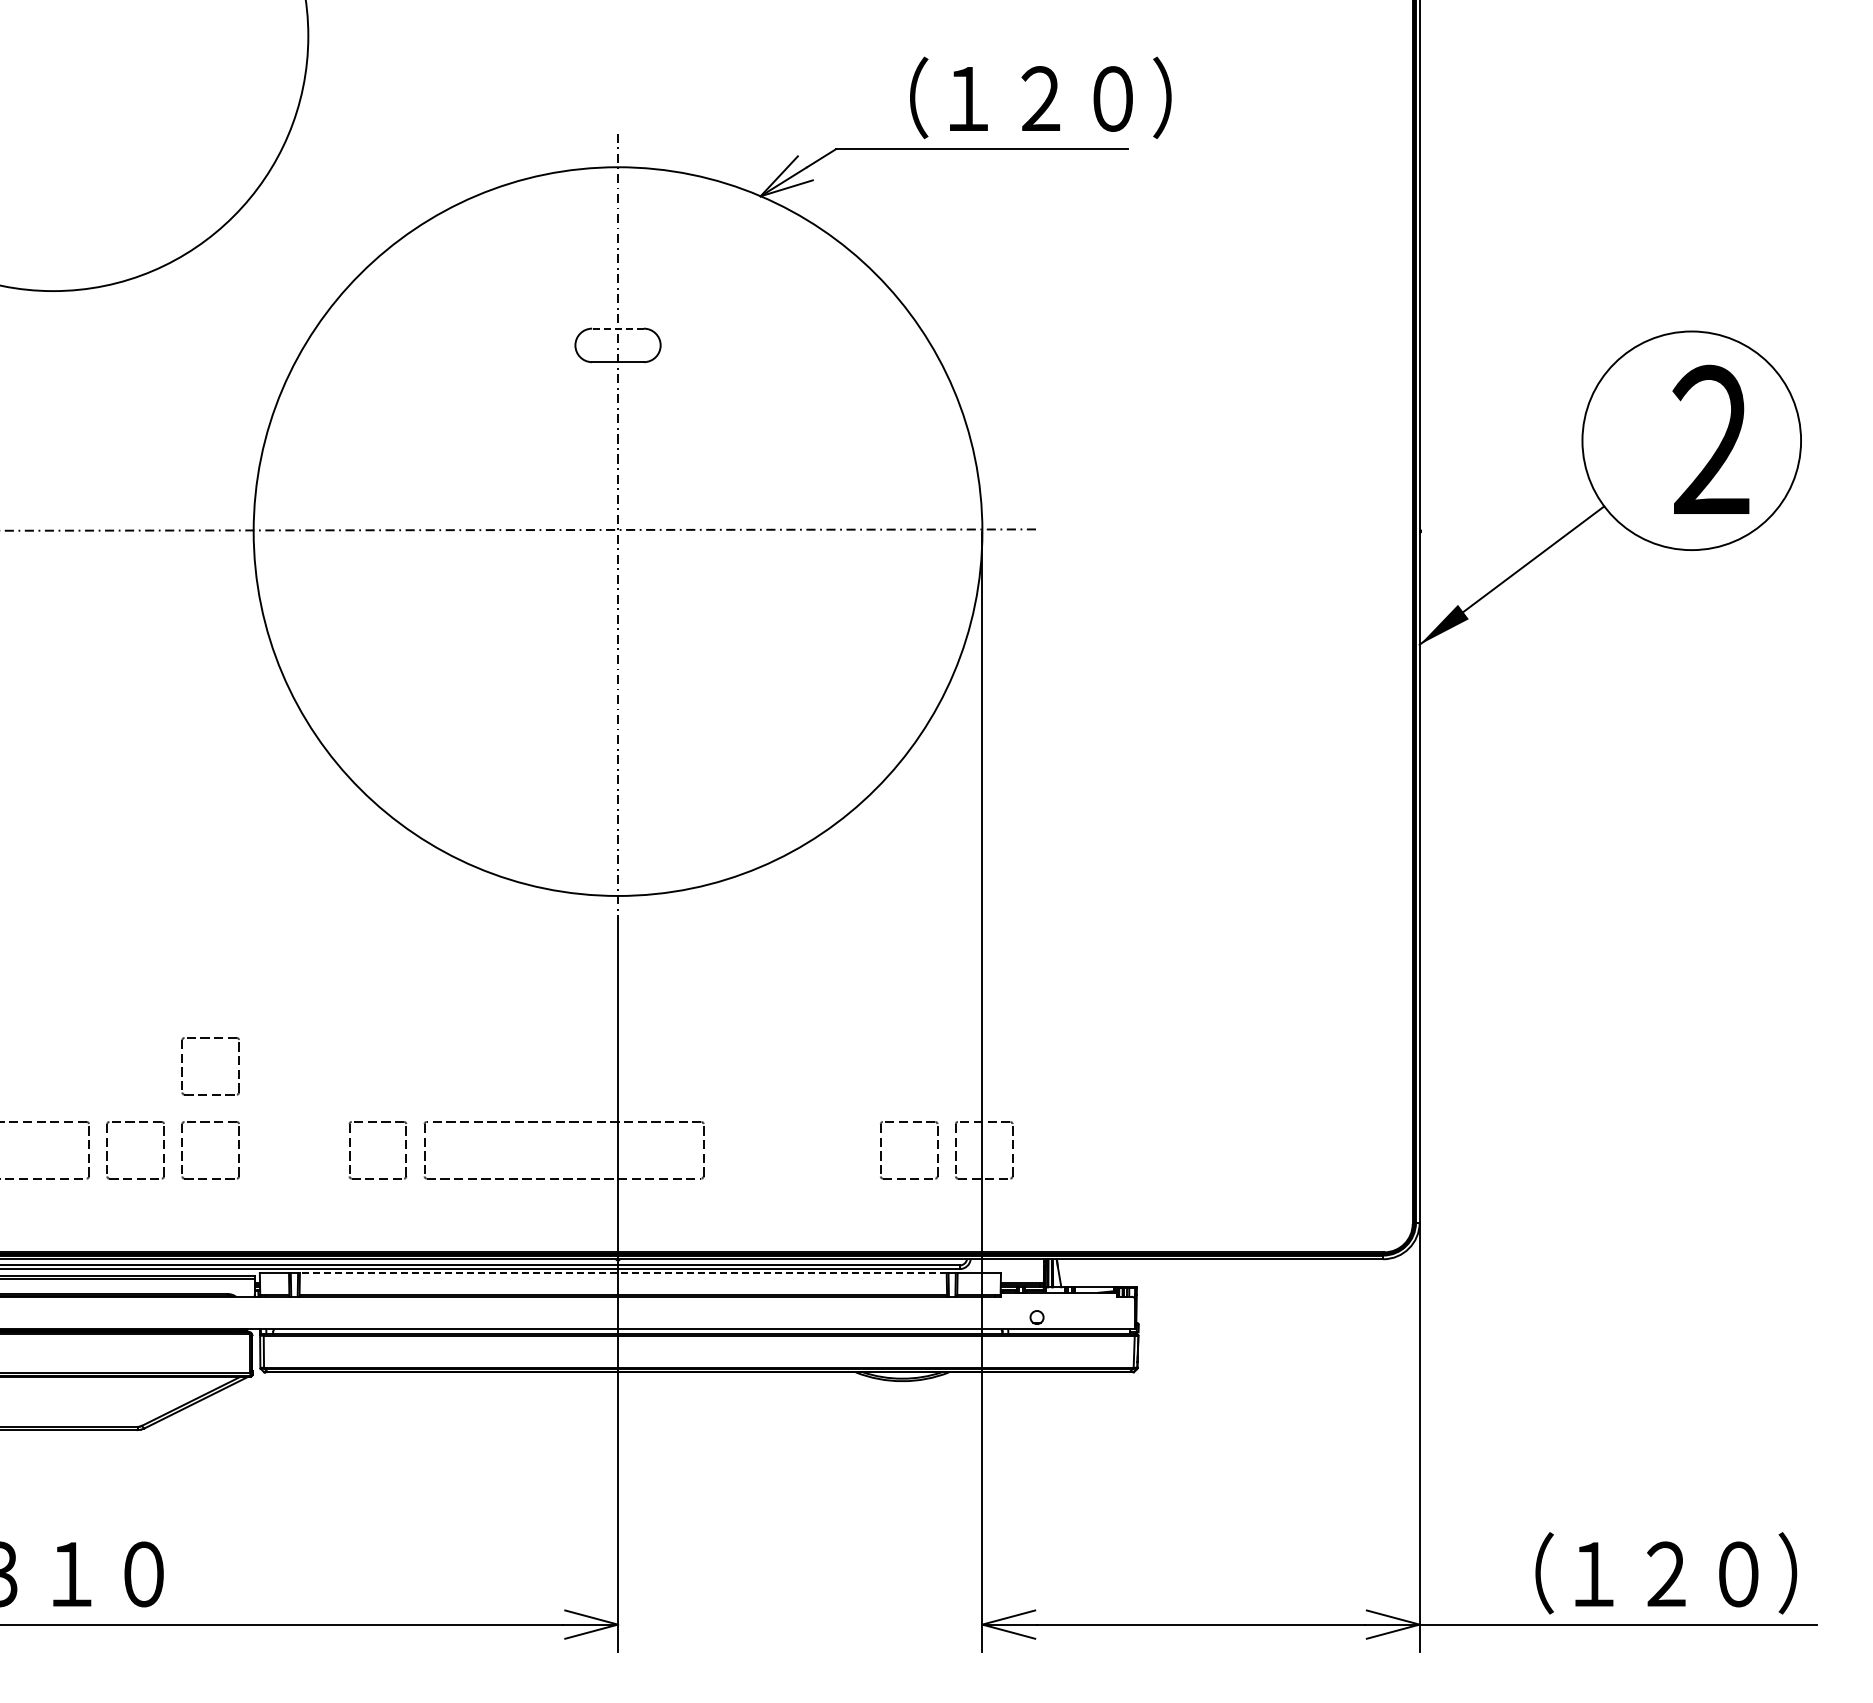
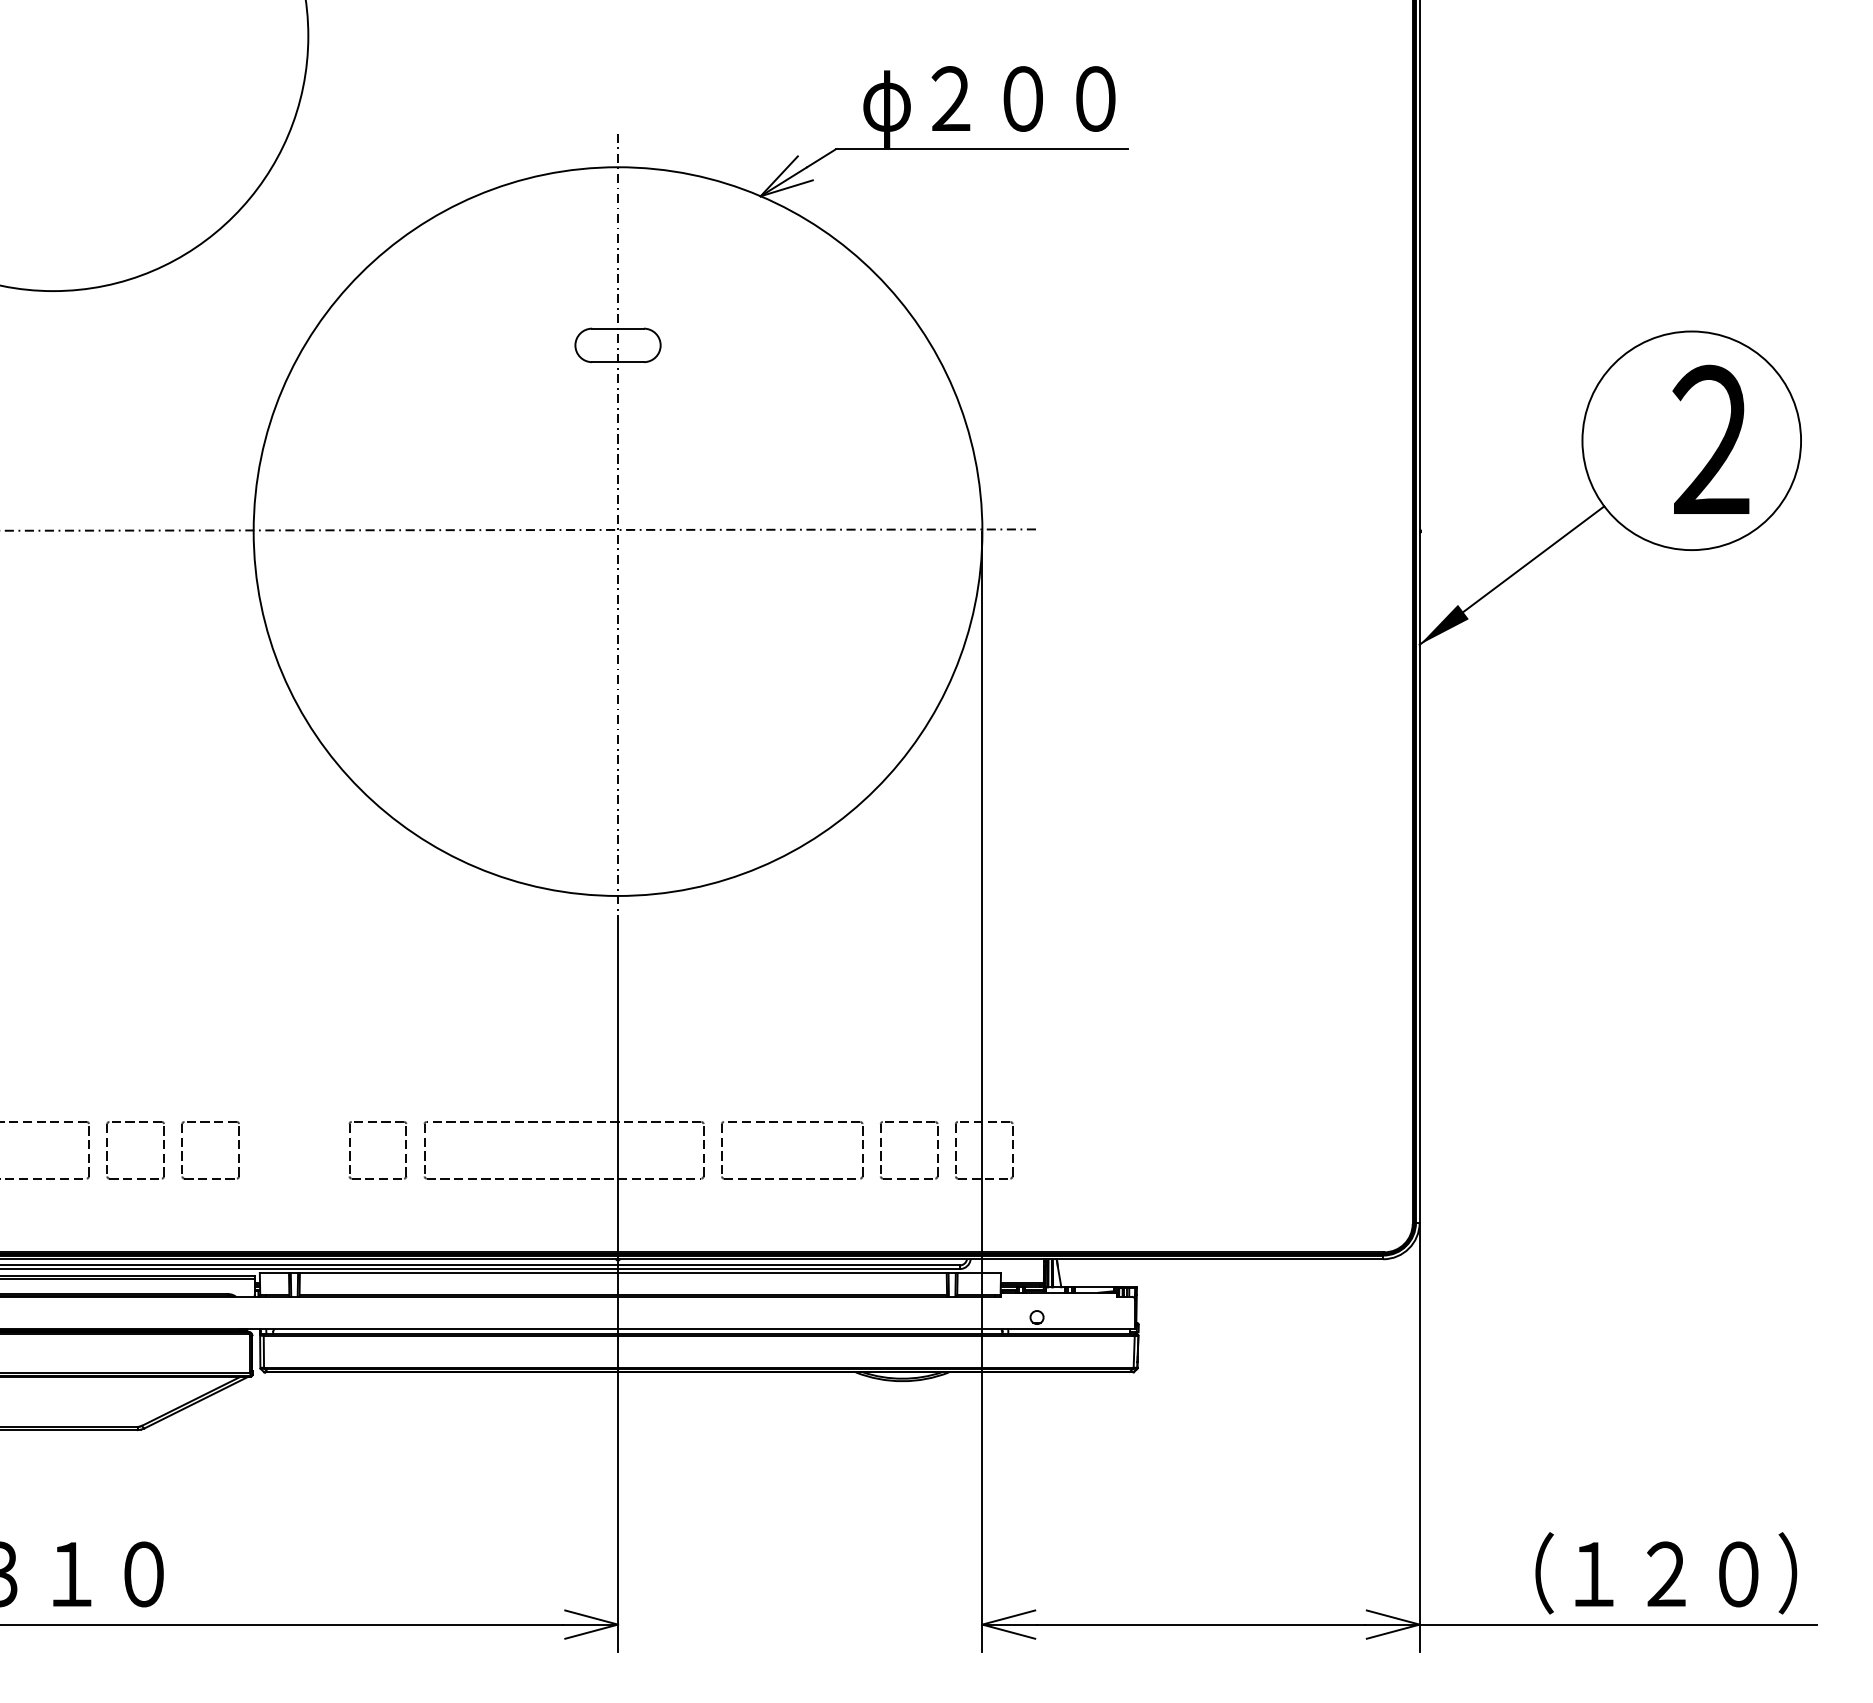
text: （１２０） -> φ２００ (1017, 101)
line: dashed -> solid (618, 328)
part: present -> none (209, 1038)
part: none -> present (792, 1178)
line: dashed -> solid (622, 1273)
